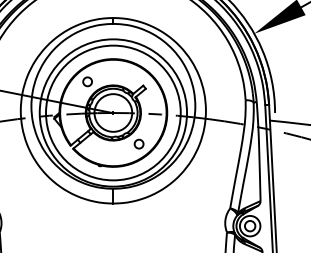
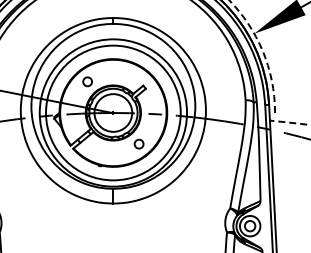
arc: solid -> dashed (262, 51)
arc: solid -> dashed (290, 122)
